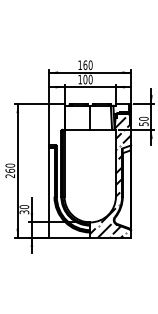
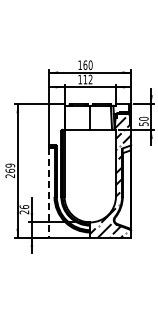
text: 100 -> 112 (87, 79)
text: 260 -> 269 (10, 165)
line: solid -> dashed (49, 193)
text: 30 -> 26 (24, 209)
